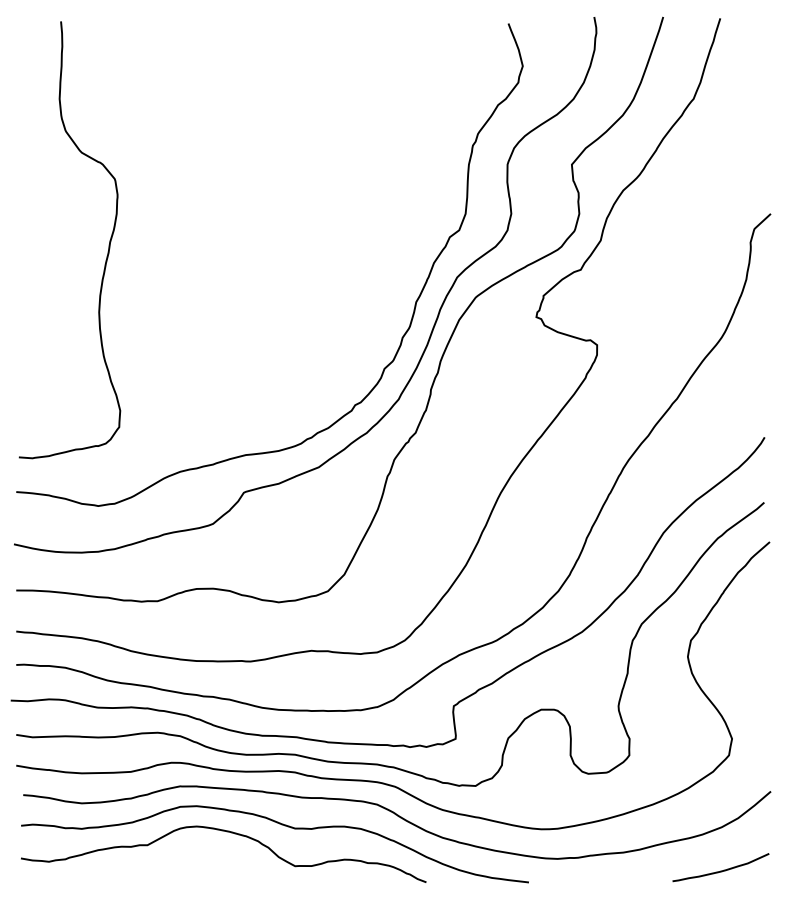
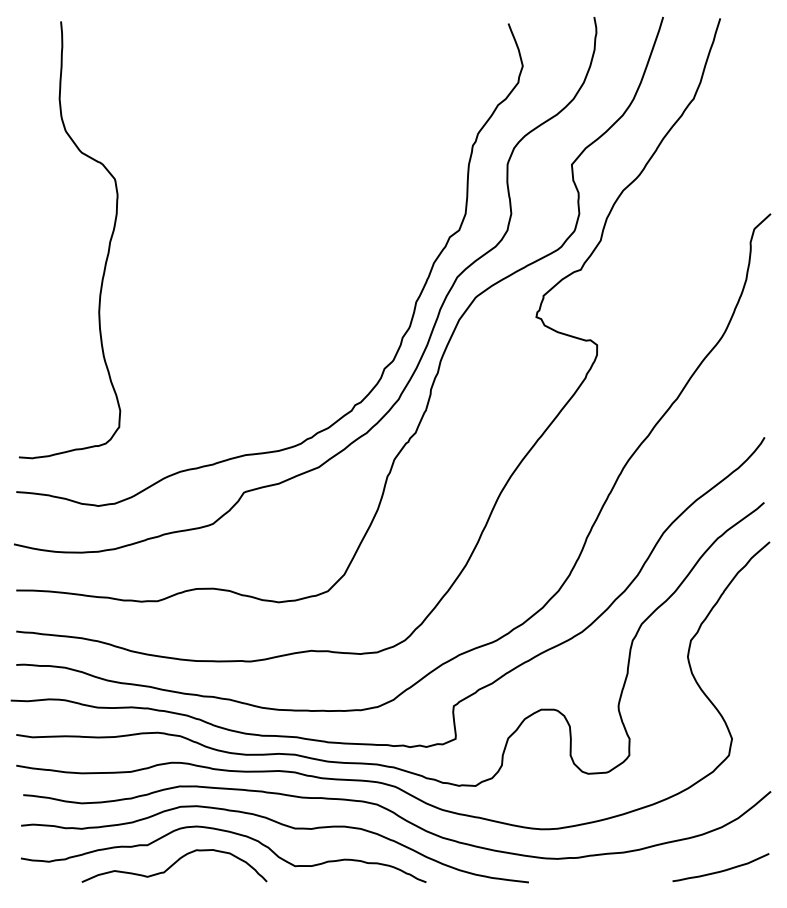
curve: none -> present (174, 864)
